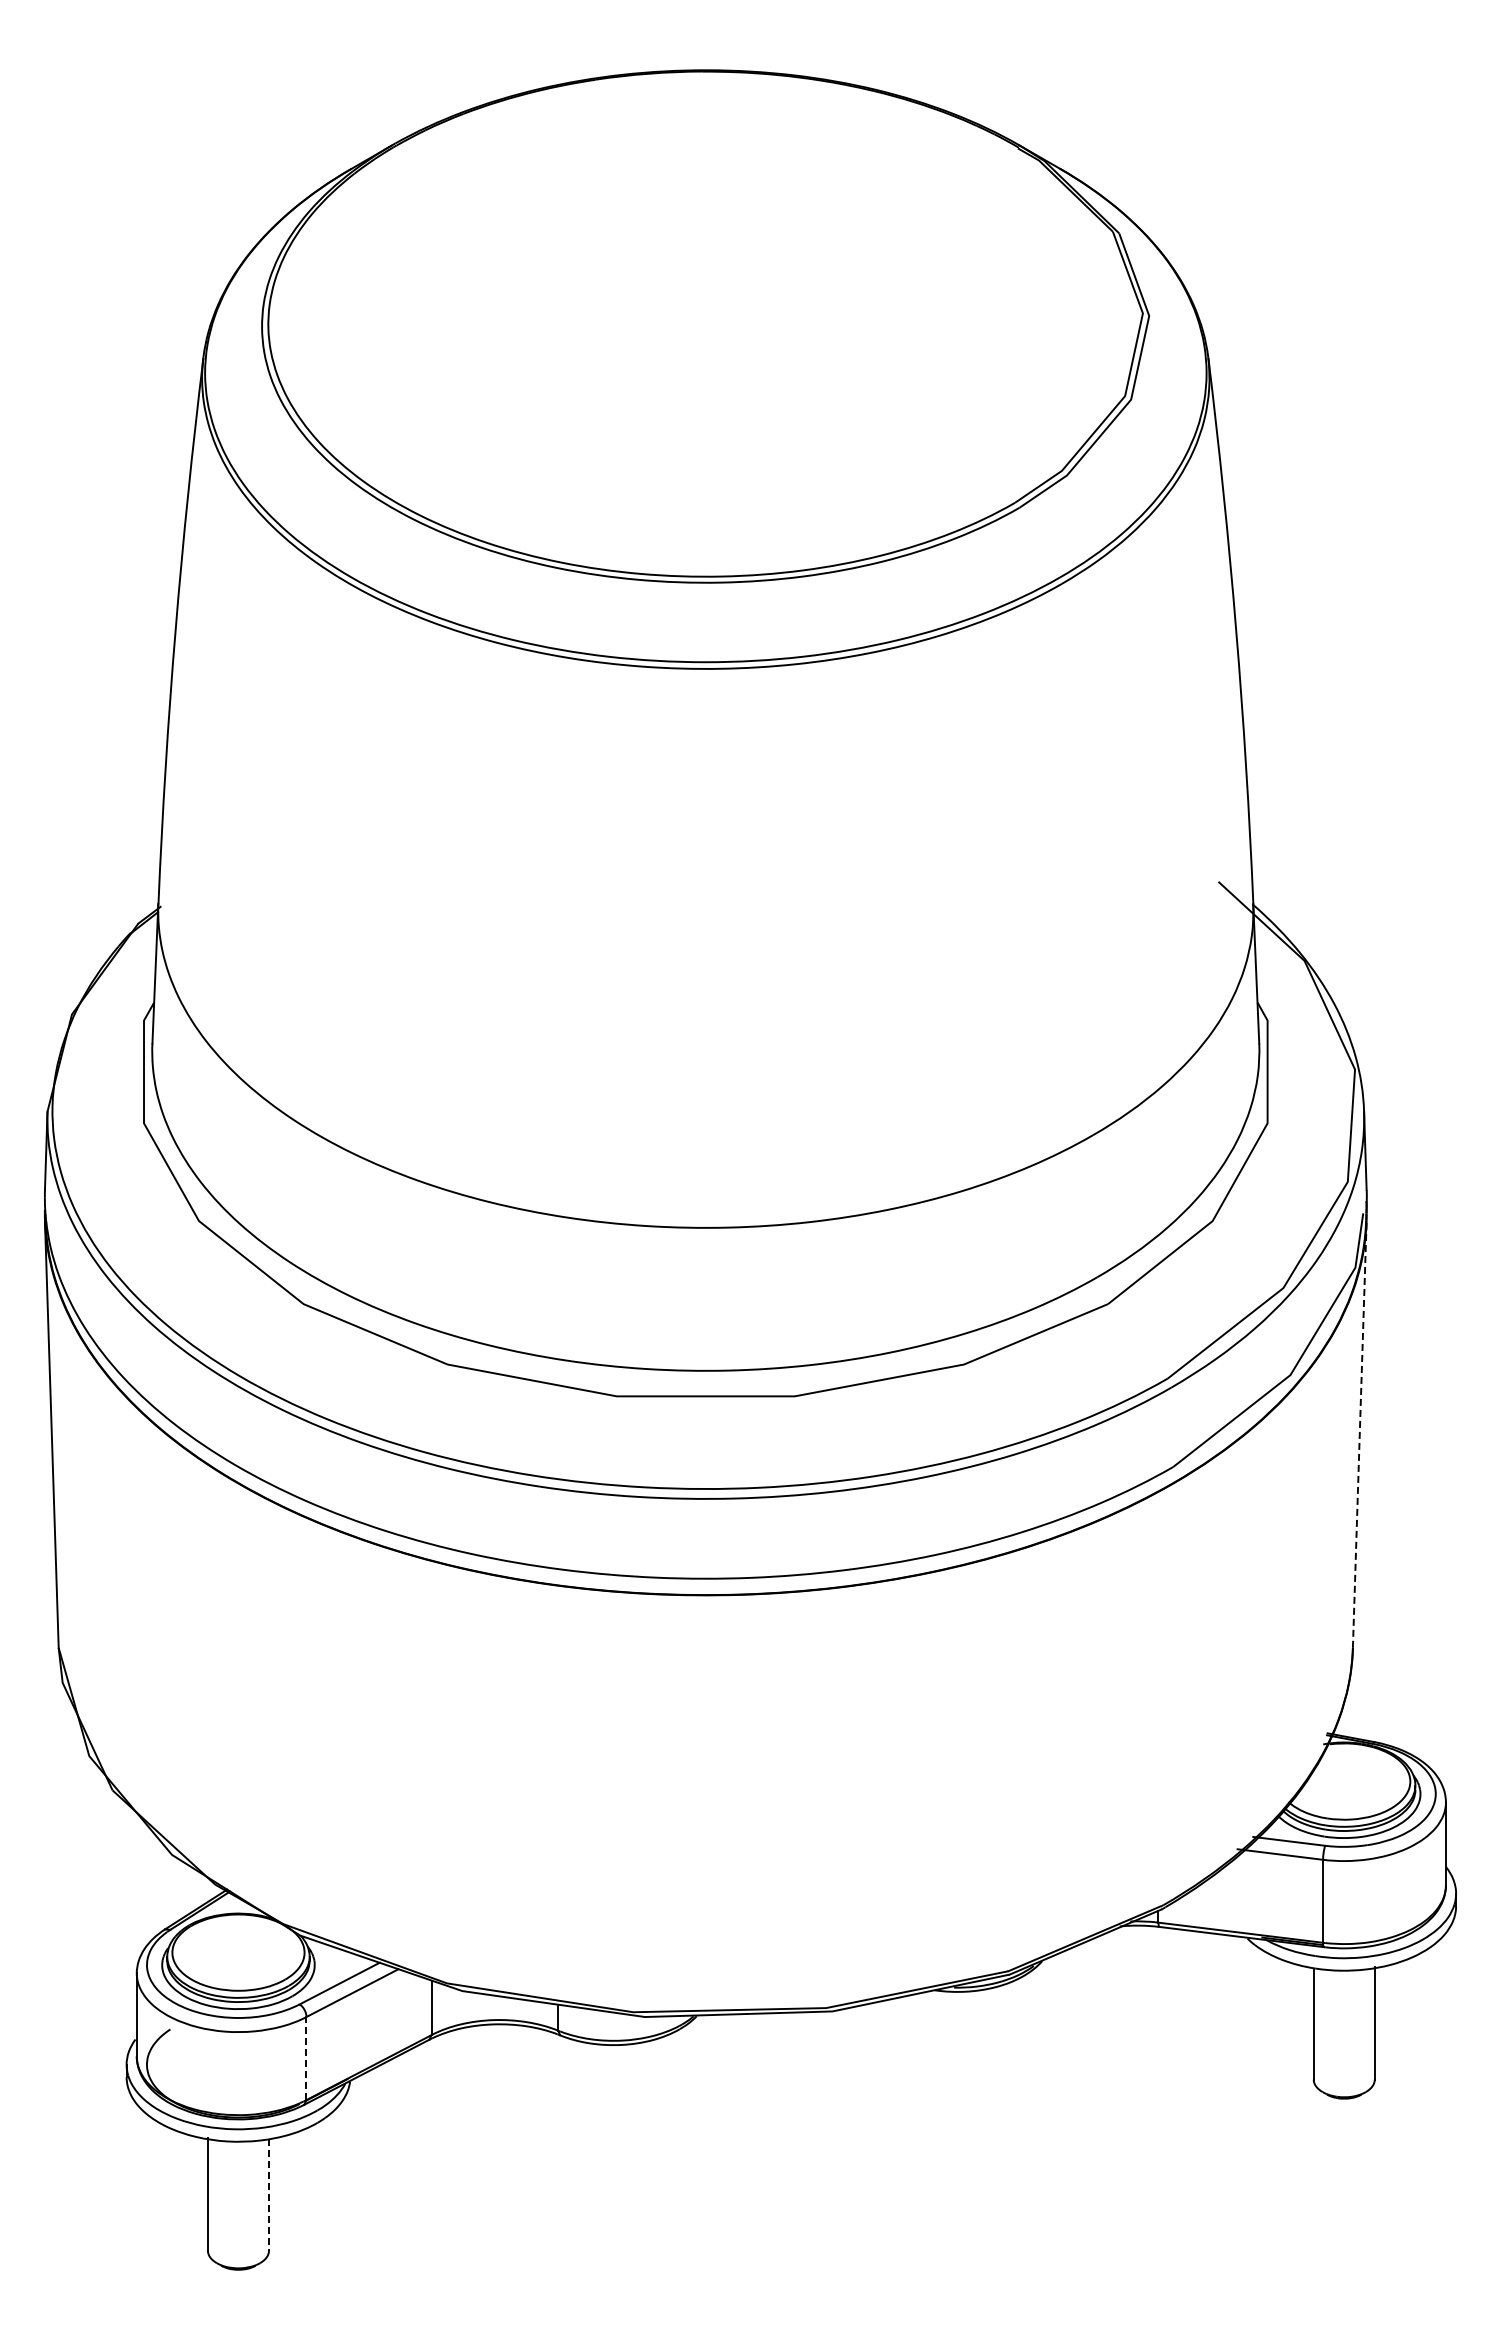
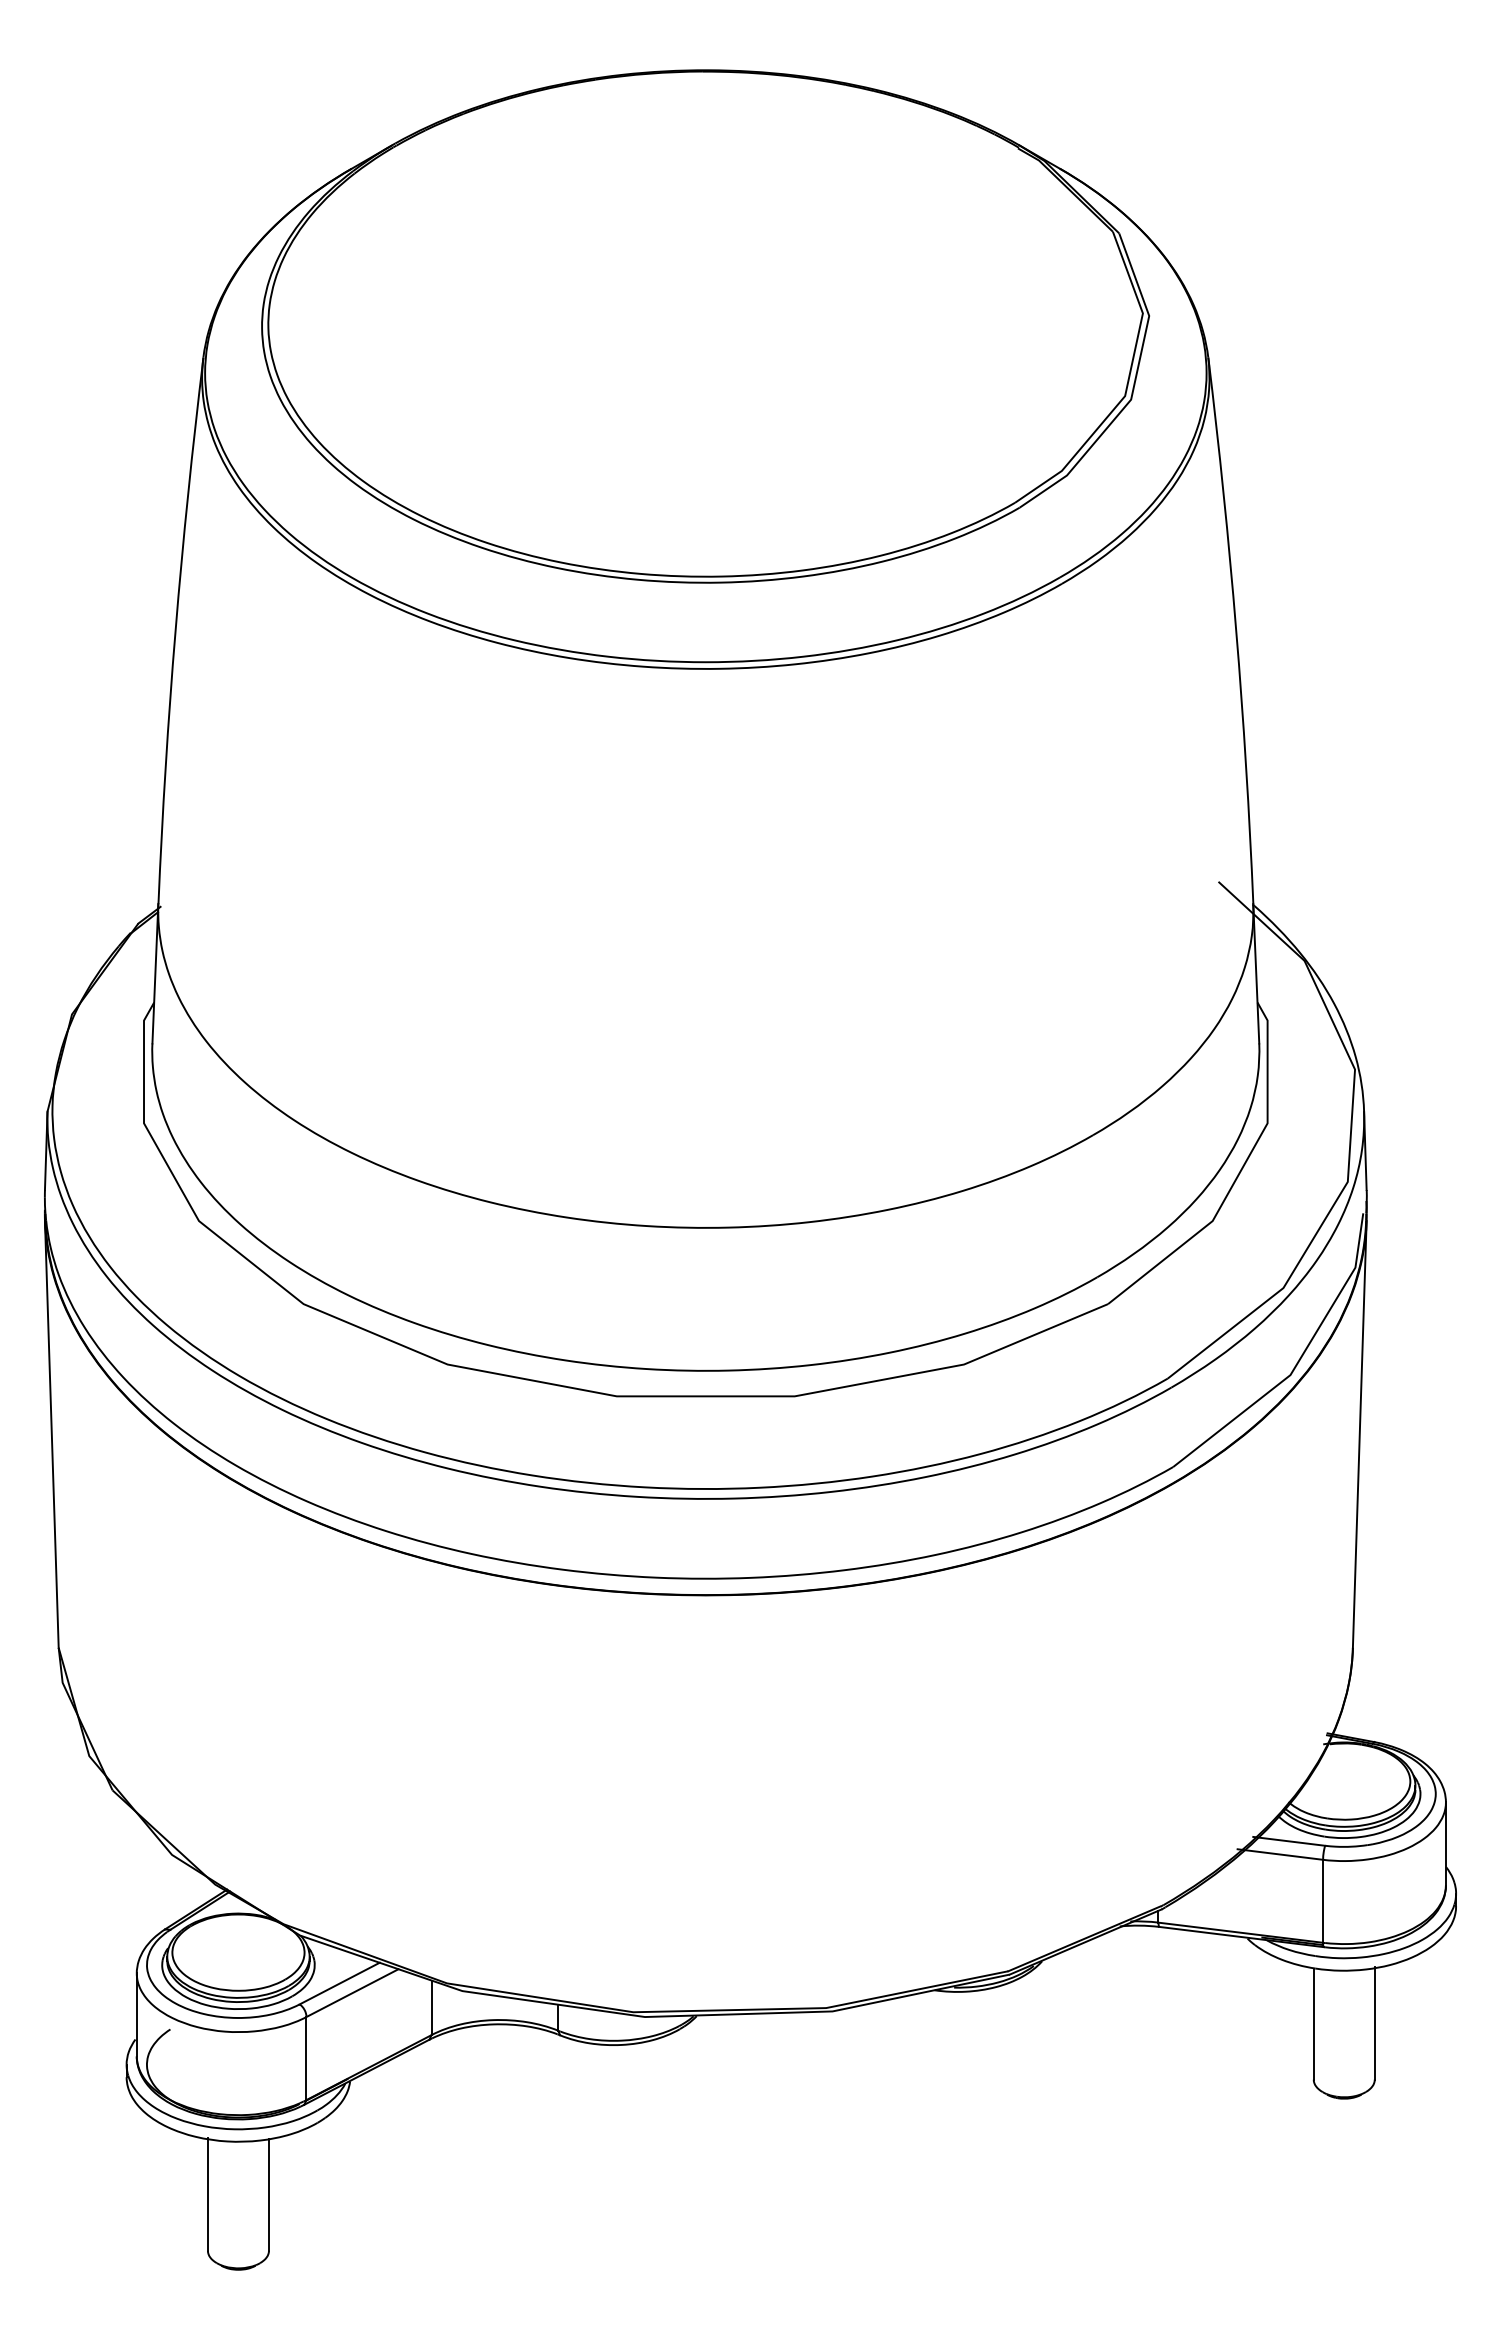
line: dashed -> solid (1359, 1434)
line: dashed -> solid (306, 2058)
line: dashed -> solid (268, 2195)
